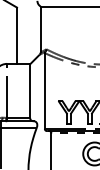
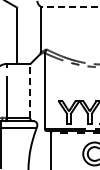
line: solid -> dashed (69, 6)
line: solid -> dashed (30, 91)
